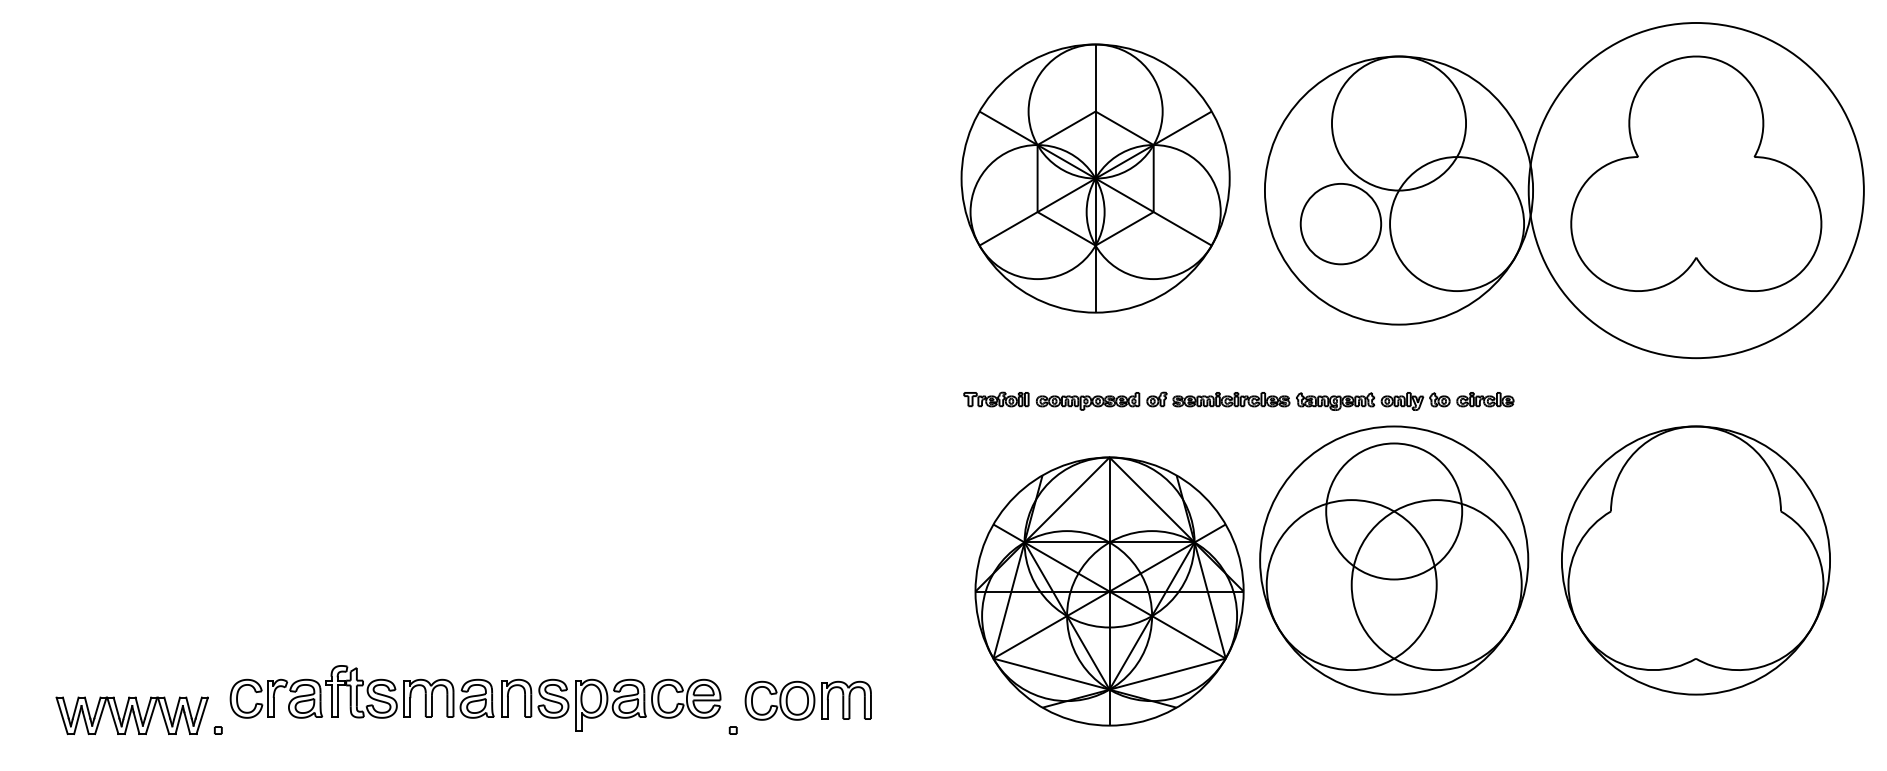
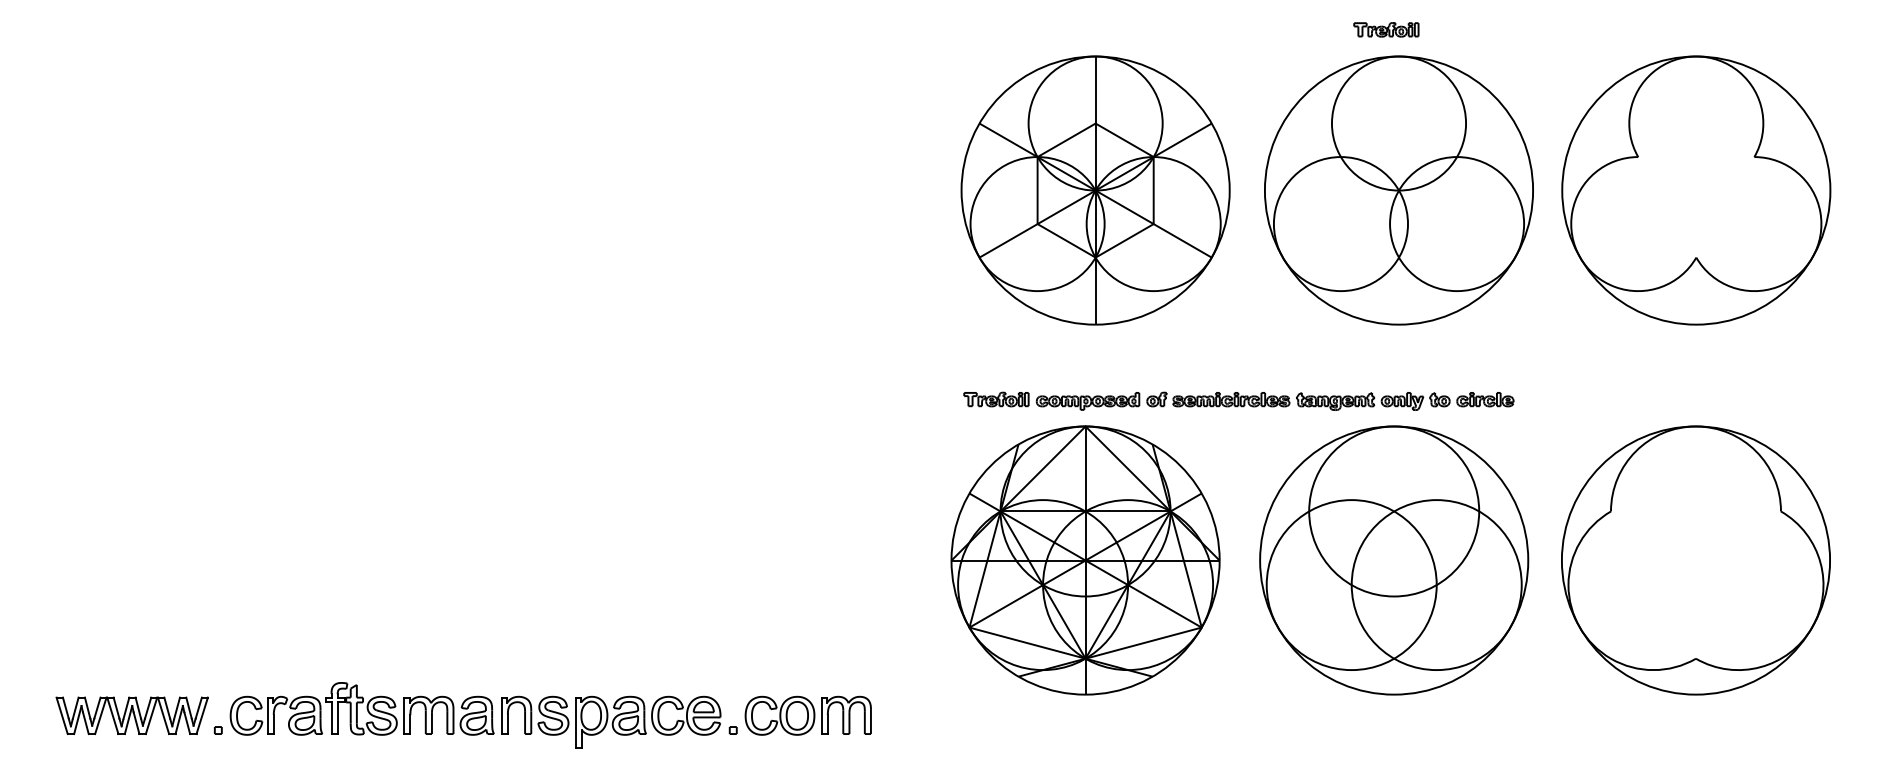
part: none -> present (1386, 29)
part position: (1095, 178) -> (1095, 190) (1095, 190)
circle diameter: 335 px -> 268 px (1696, 190)
circle diameter: 80 px -> 134 px (1340, 224)
circle diameter: 136 px -> 170 px (1394, 511)
part position: (1109, 591) -> (1085, 560) (1085, 560)
part position: (475, 698) -> (475, 715) (475, 715)
part position: (807, 700) -> (807, 715) (807, 715)
